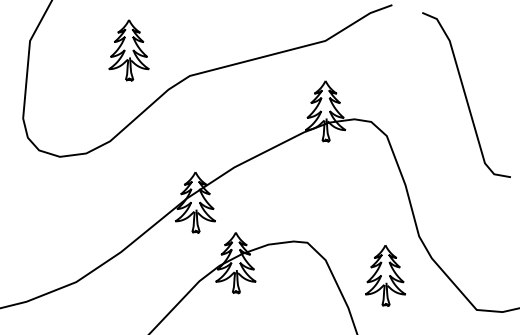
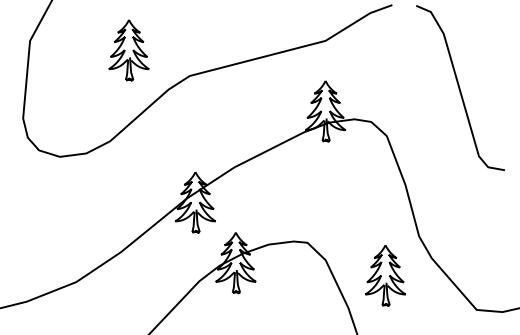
curve position: (466, 94) -> (460, 87) (460, 87)
